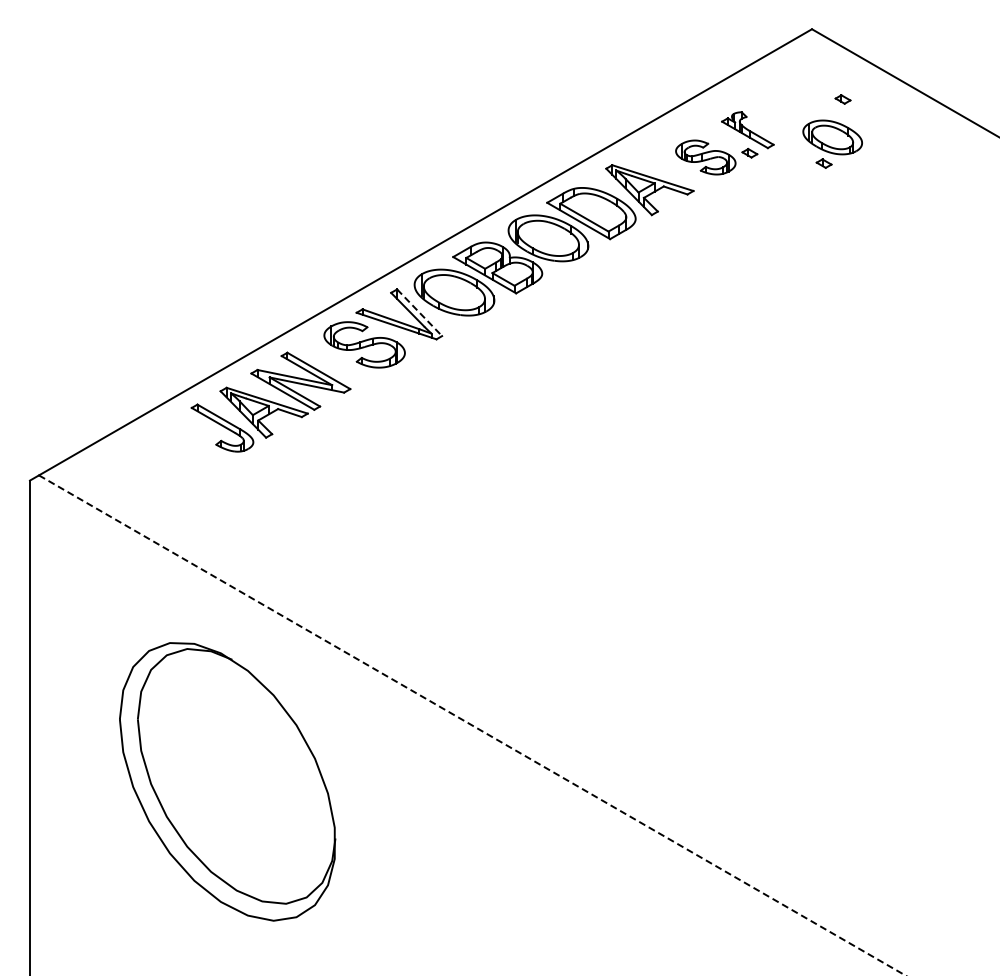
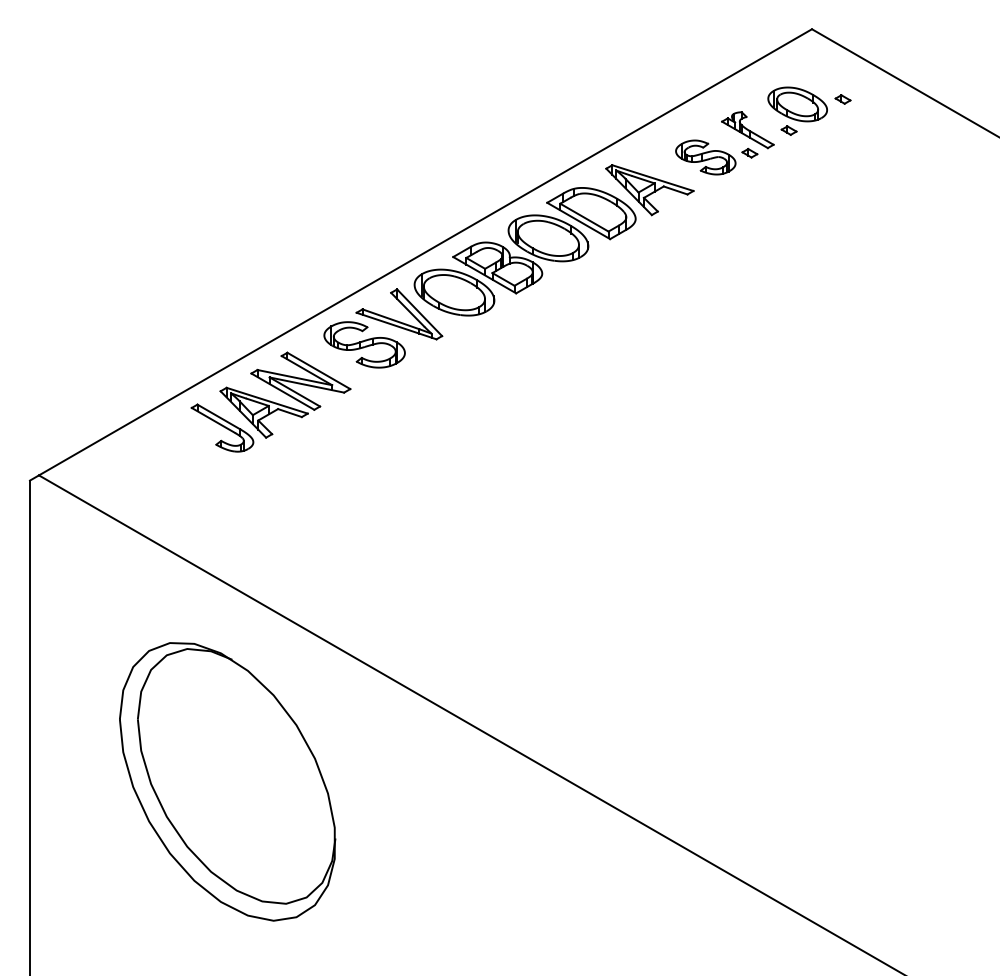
part position: (832, 143) -> (797, 110) (797, 110)
line: dashed -> solid (419, 313)
line: dashed -> solid (472, 725)
